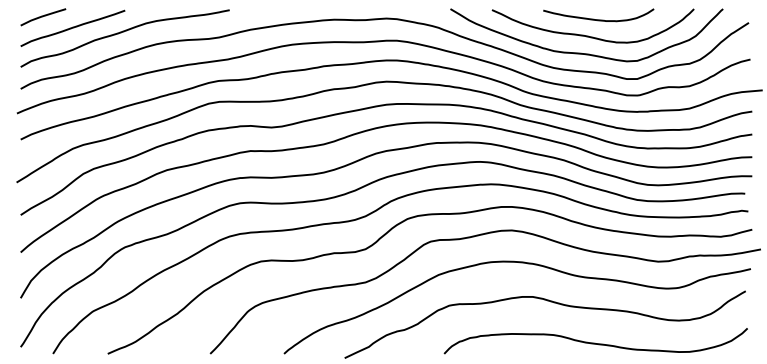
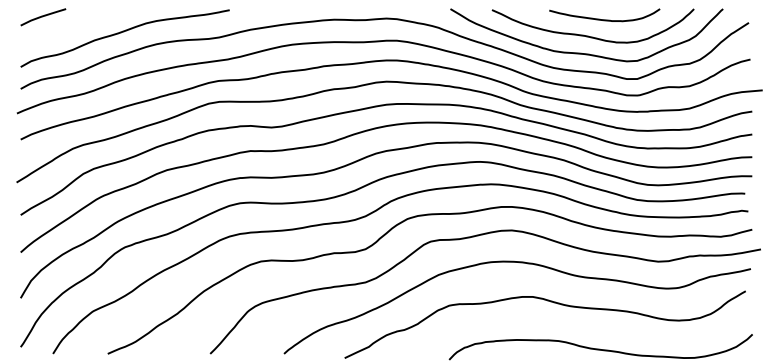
curve position: (598, 19) -> (604, 19) (604, 19)
curve: present -> none (72, 27)
curve position: (595, 342) -> (600, 348) (600, 348)
